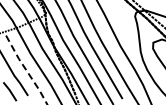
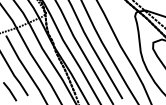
line: dashed -> solid (26, 70)
